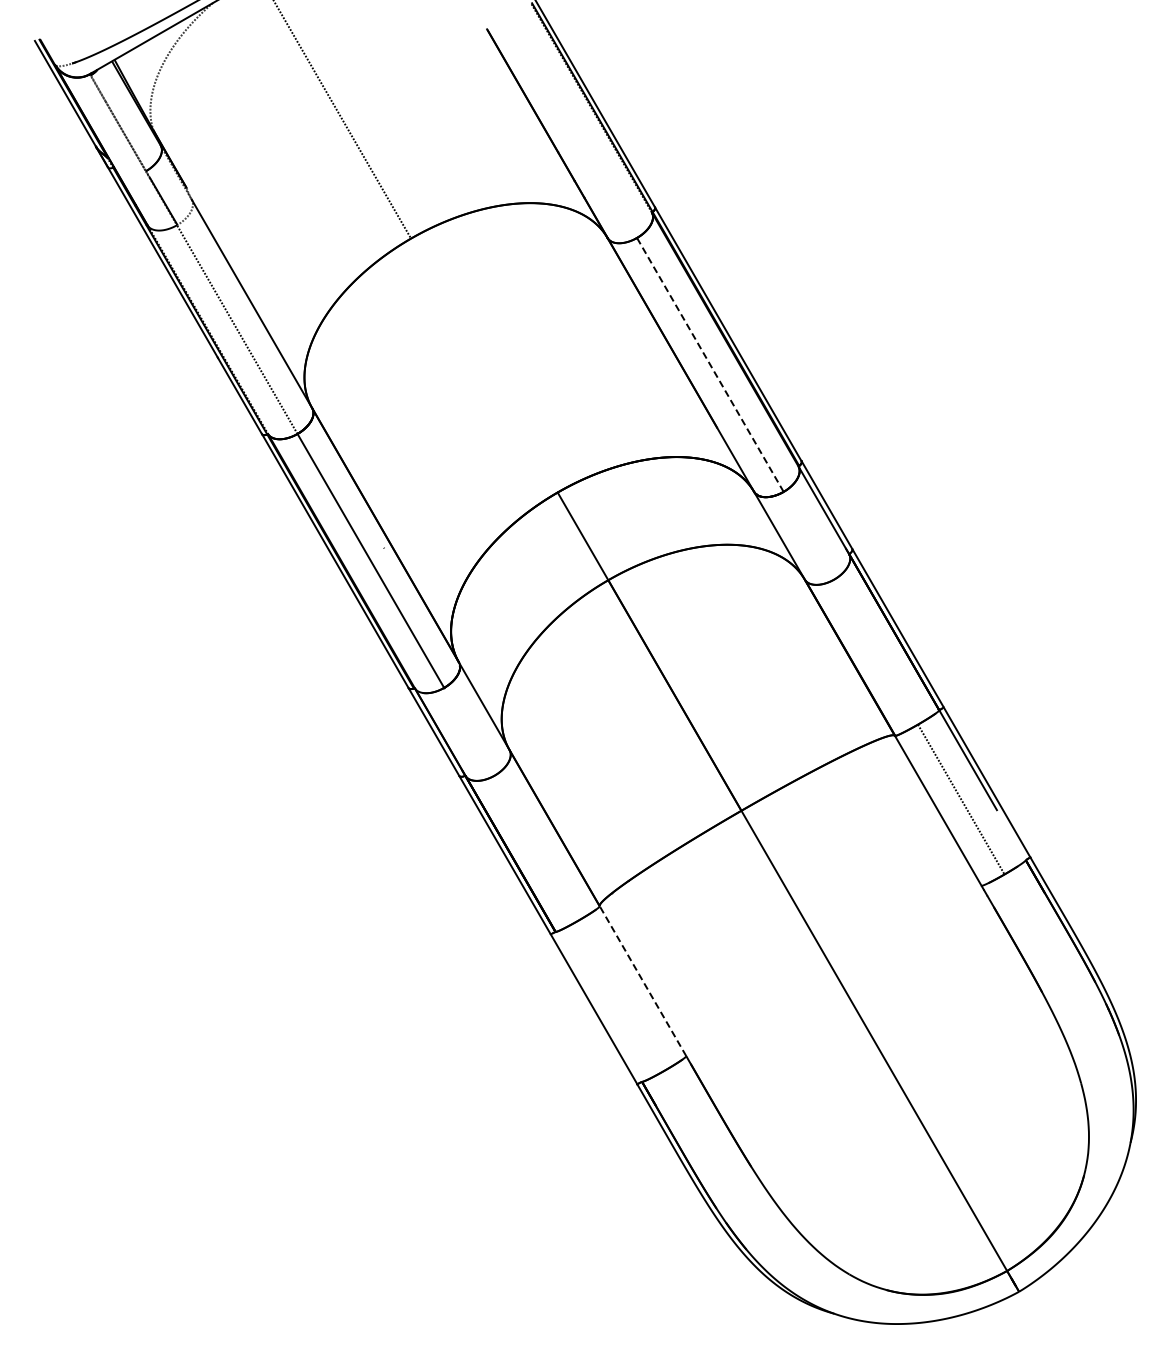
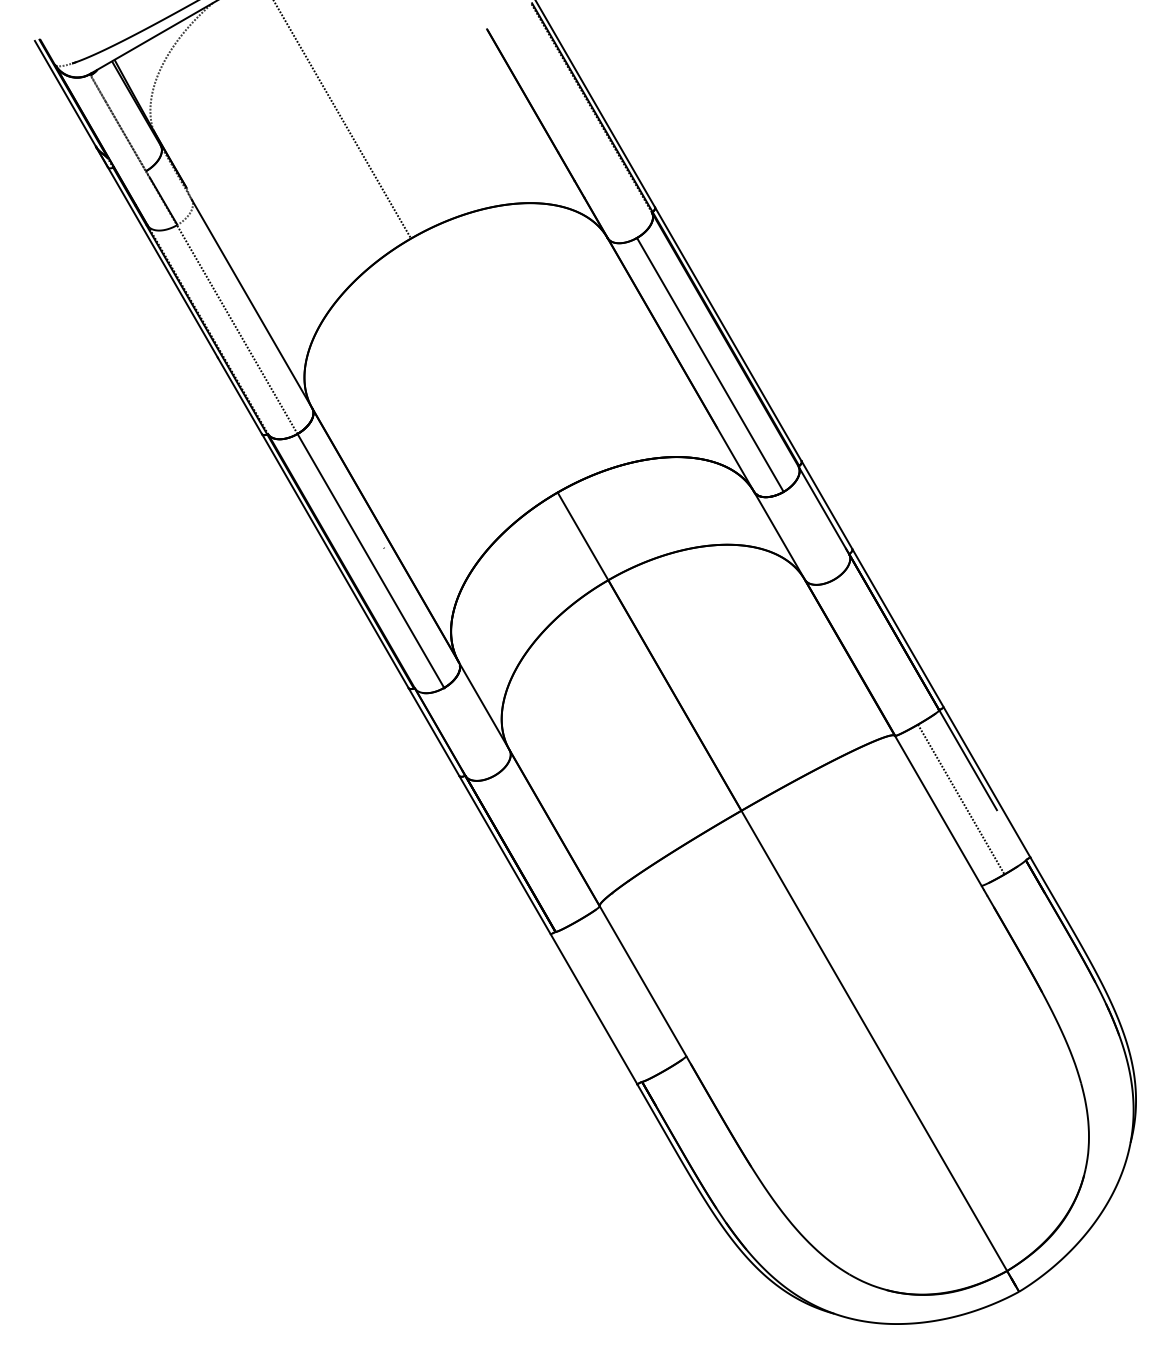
line: dashed -> solid (710, 364)
line: dashed -> solid (643, 981)
